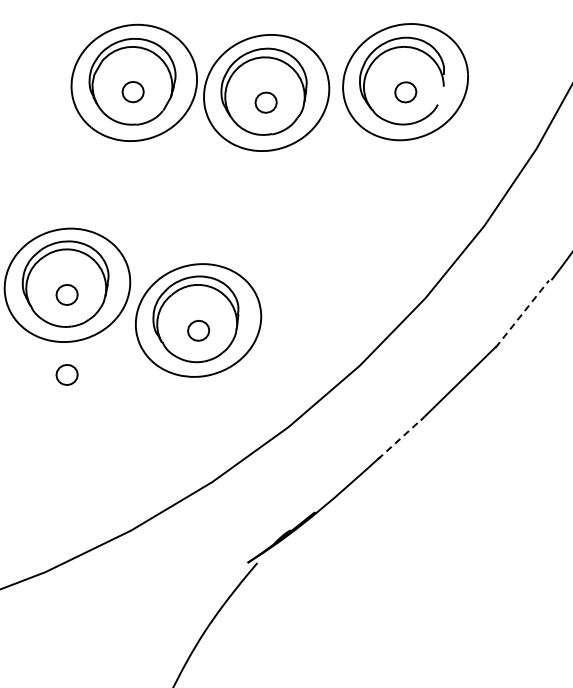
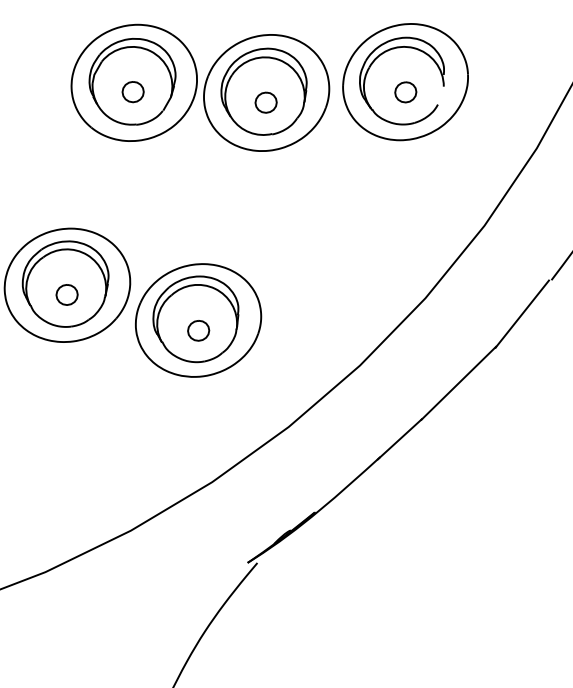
line: dashed -> solid (522, 314)
part: present -> none (66, 374)
line: dashed -> solid (399, 439)
